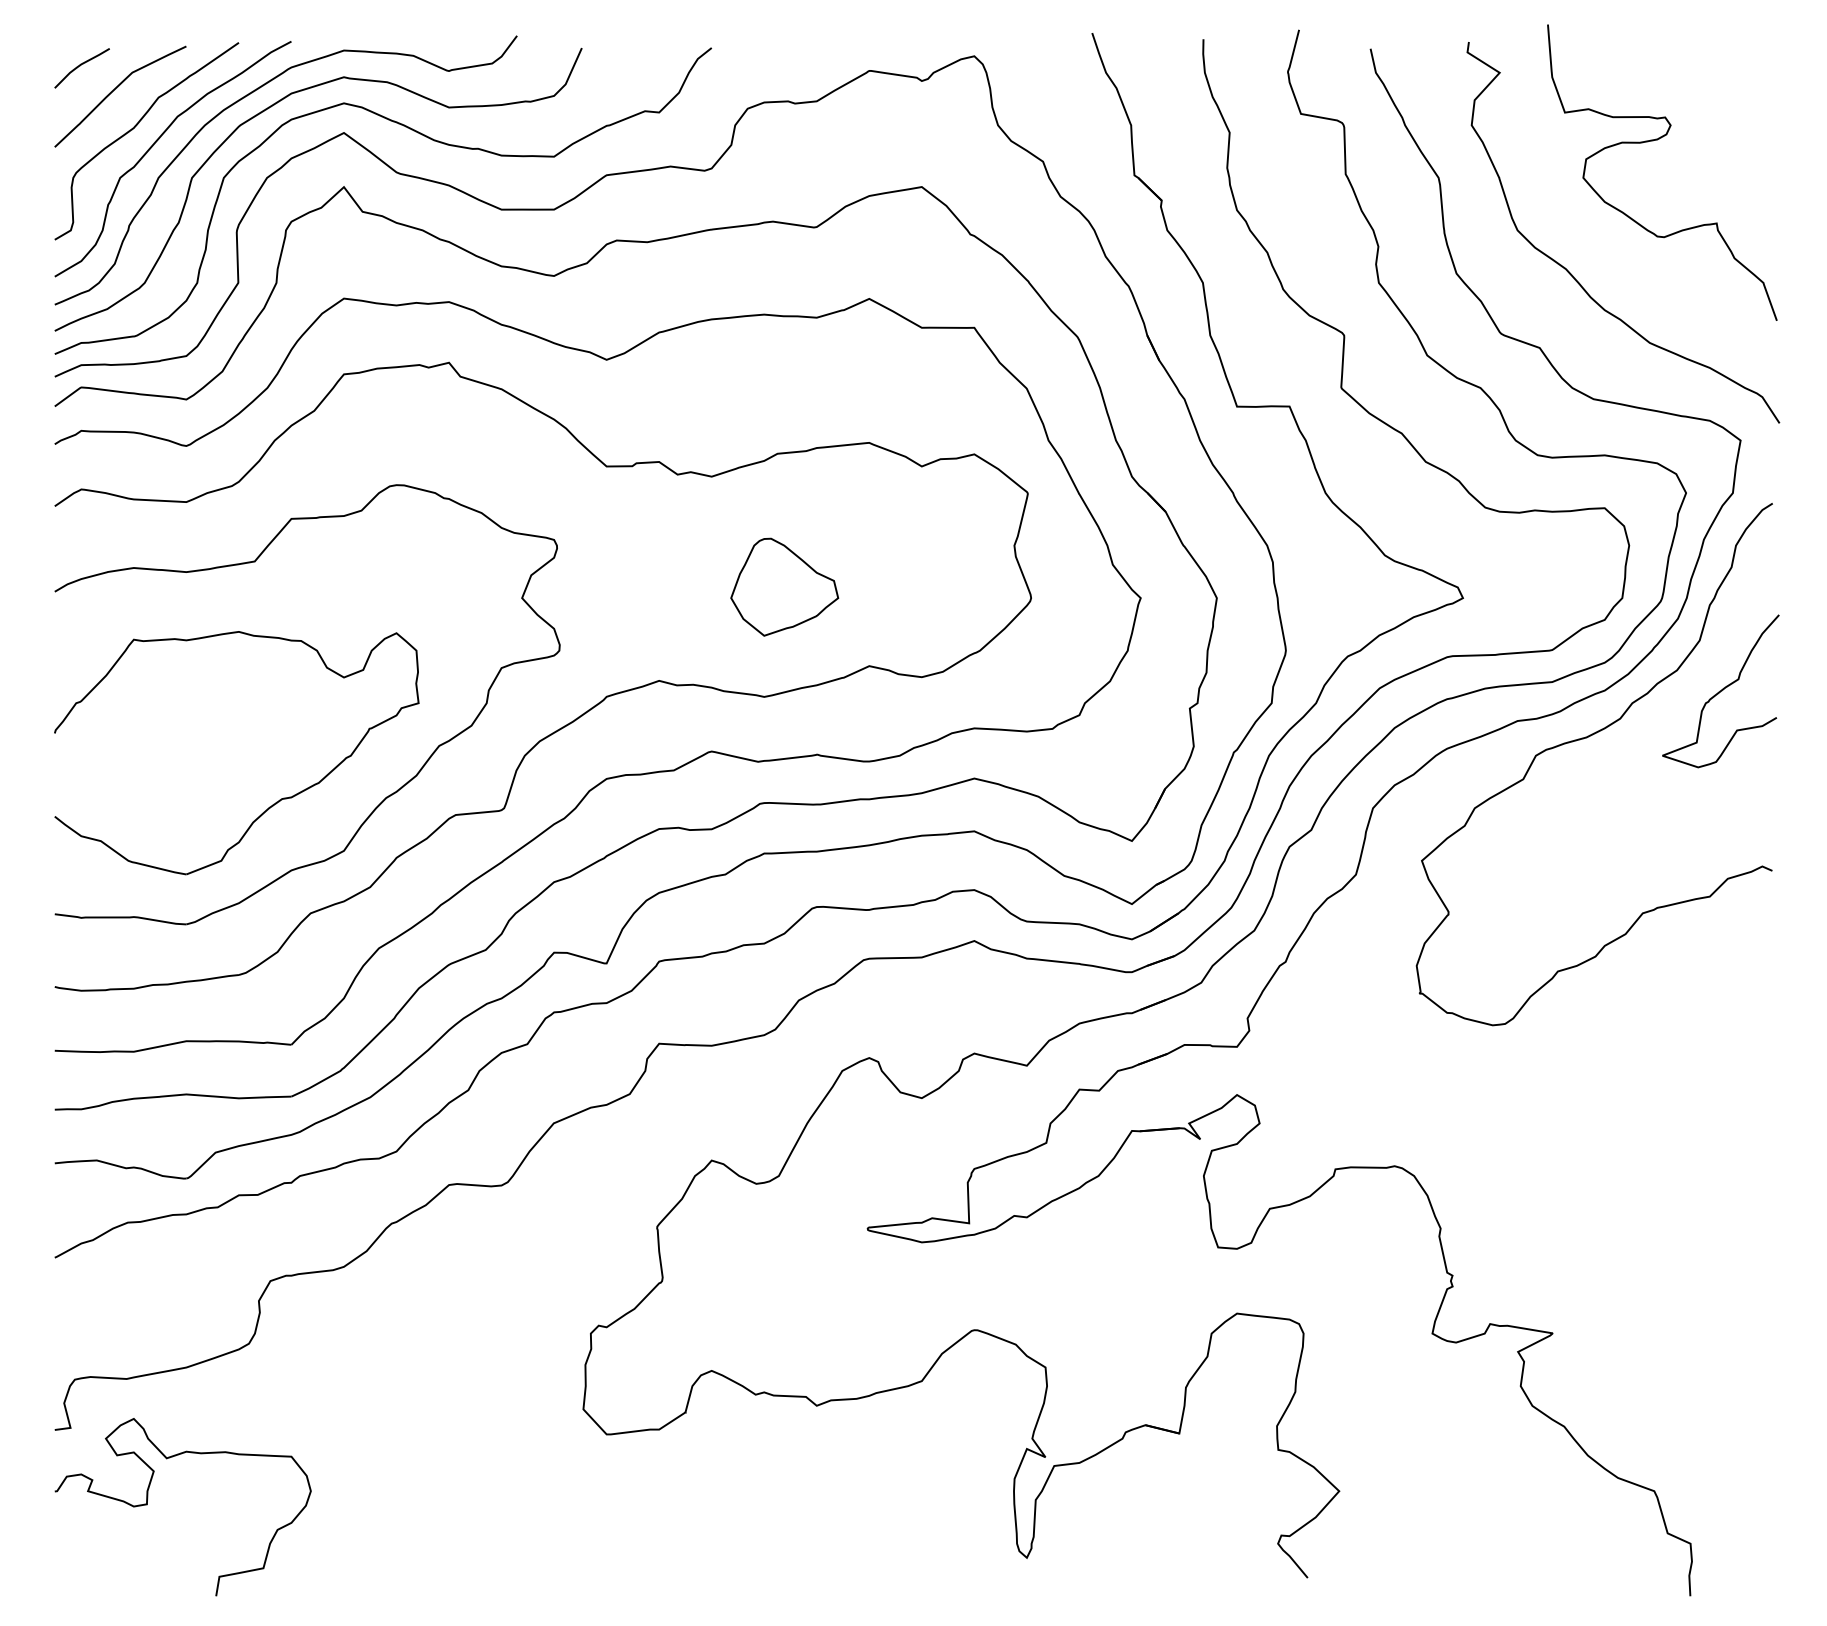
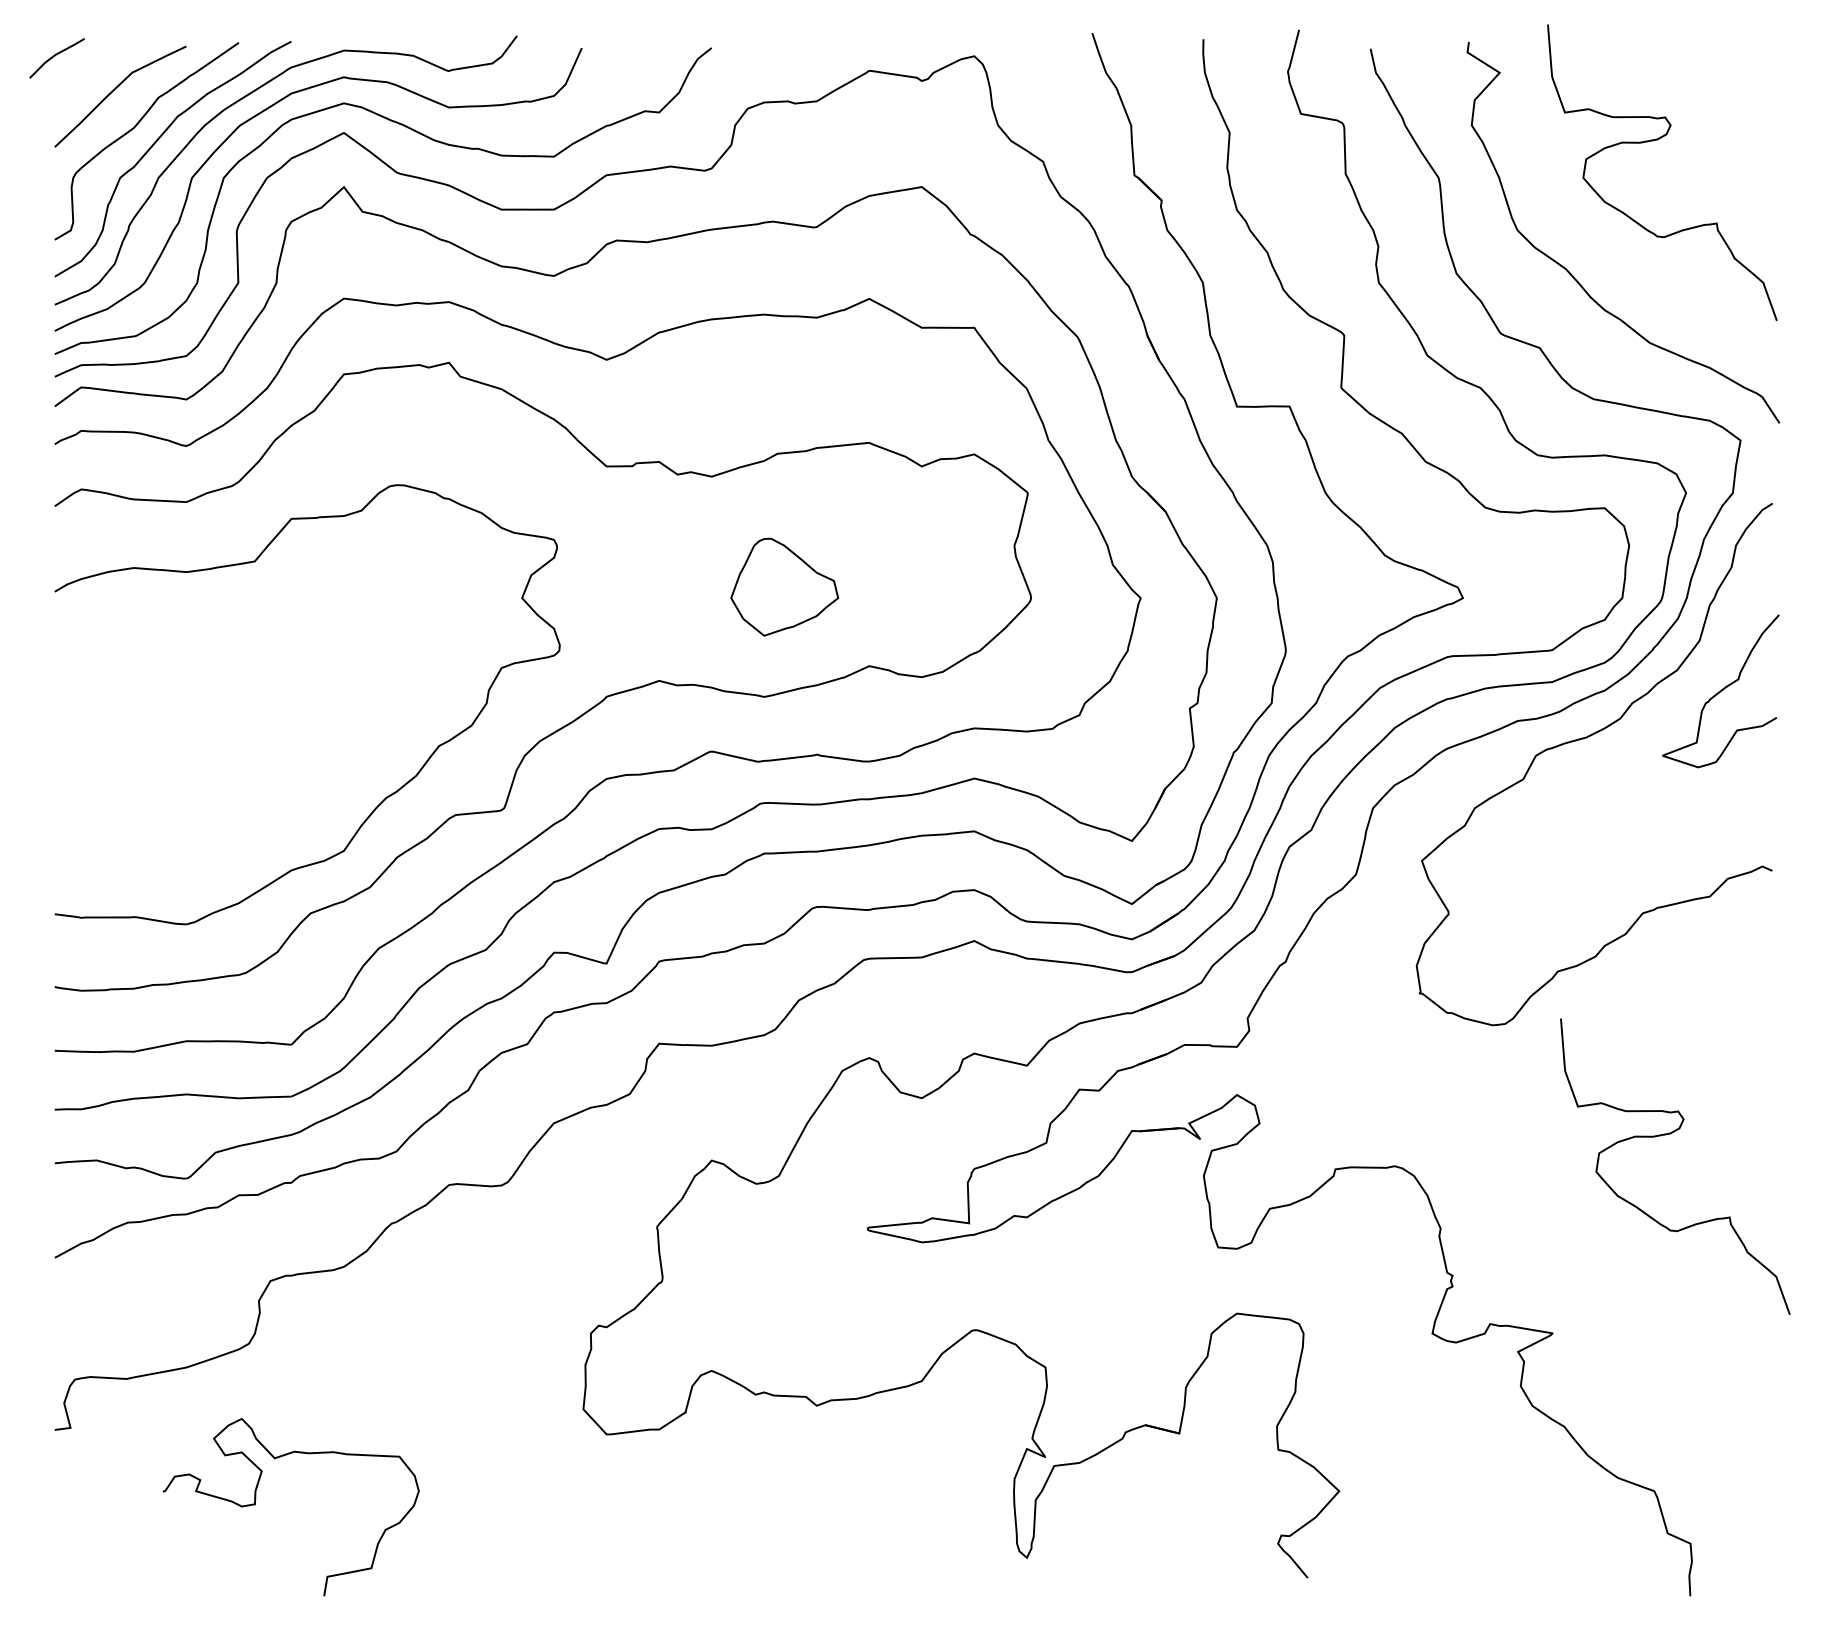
curve position: (80, 66) -> (55, 56) (55, 56)
part: present -> none (272, 804)
curve: none -> present (1666, 1135)
curve position: (147, 1505) -> (255, 1505) (255, 1505)
